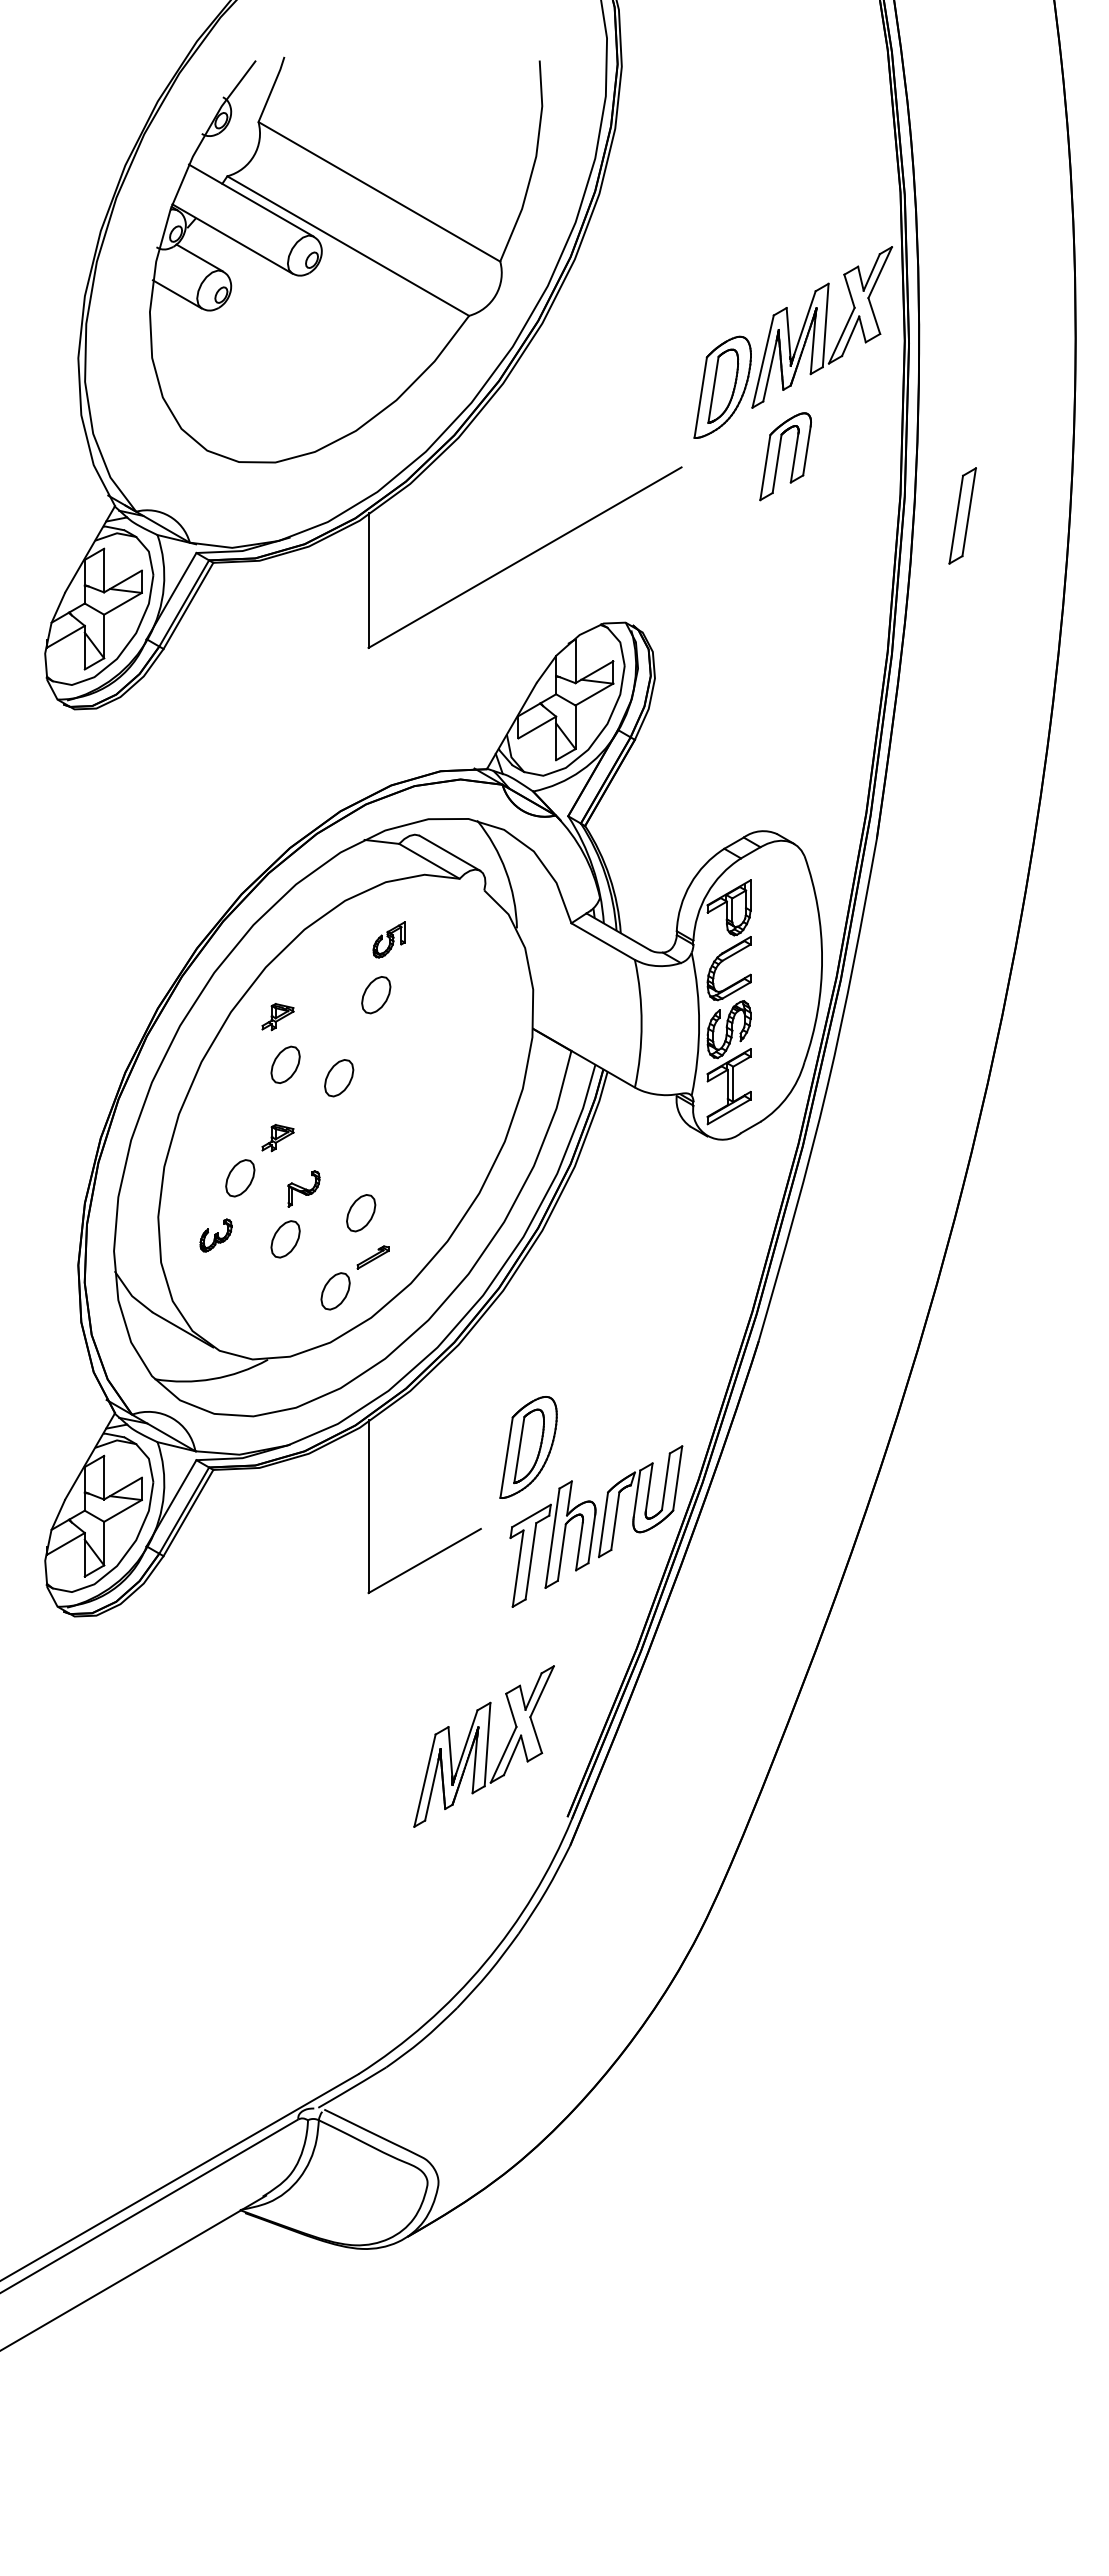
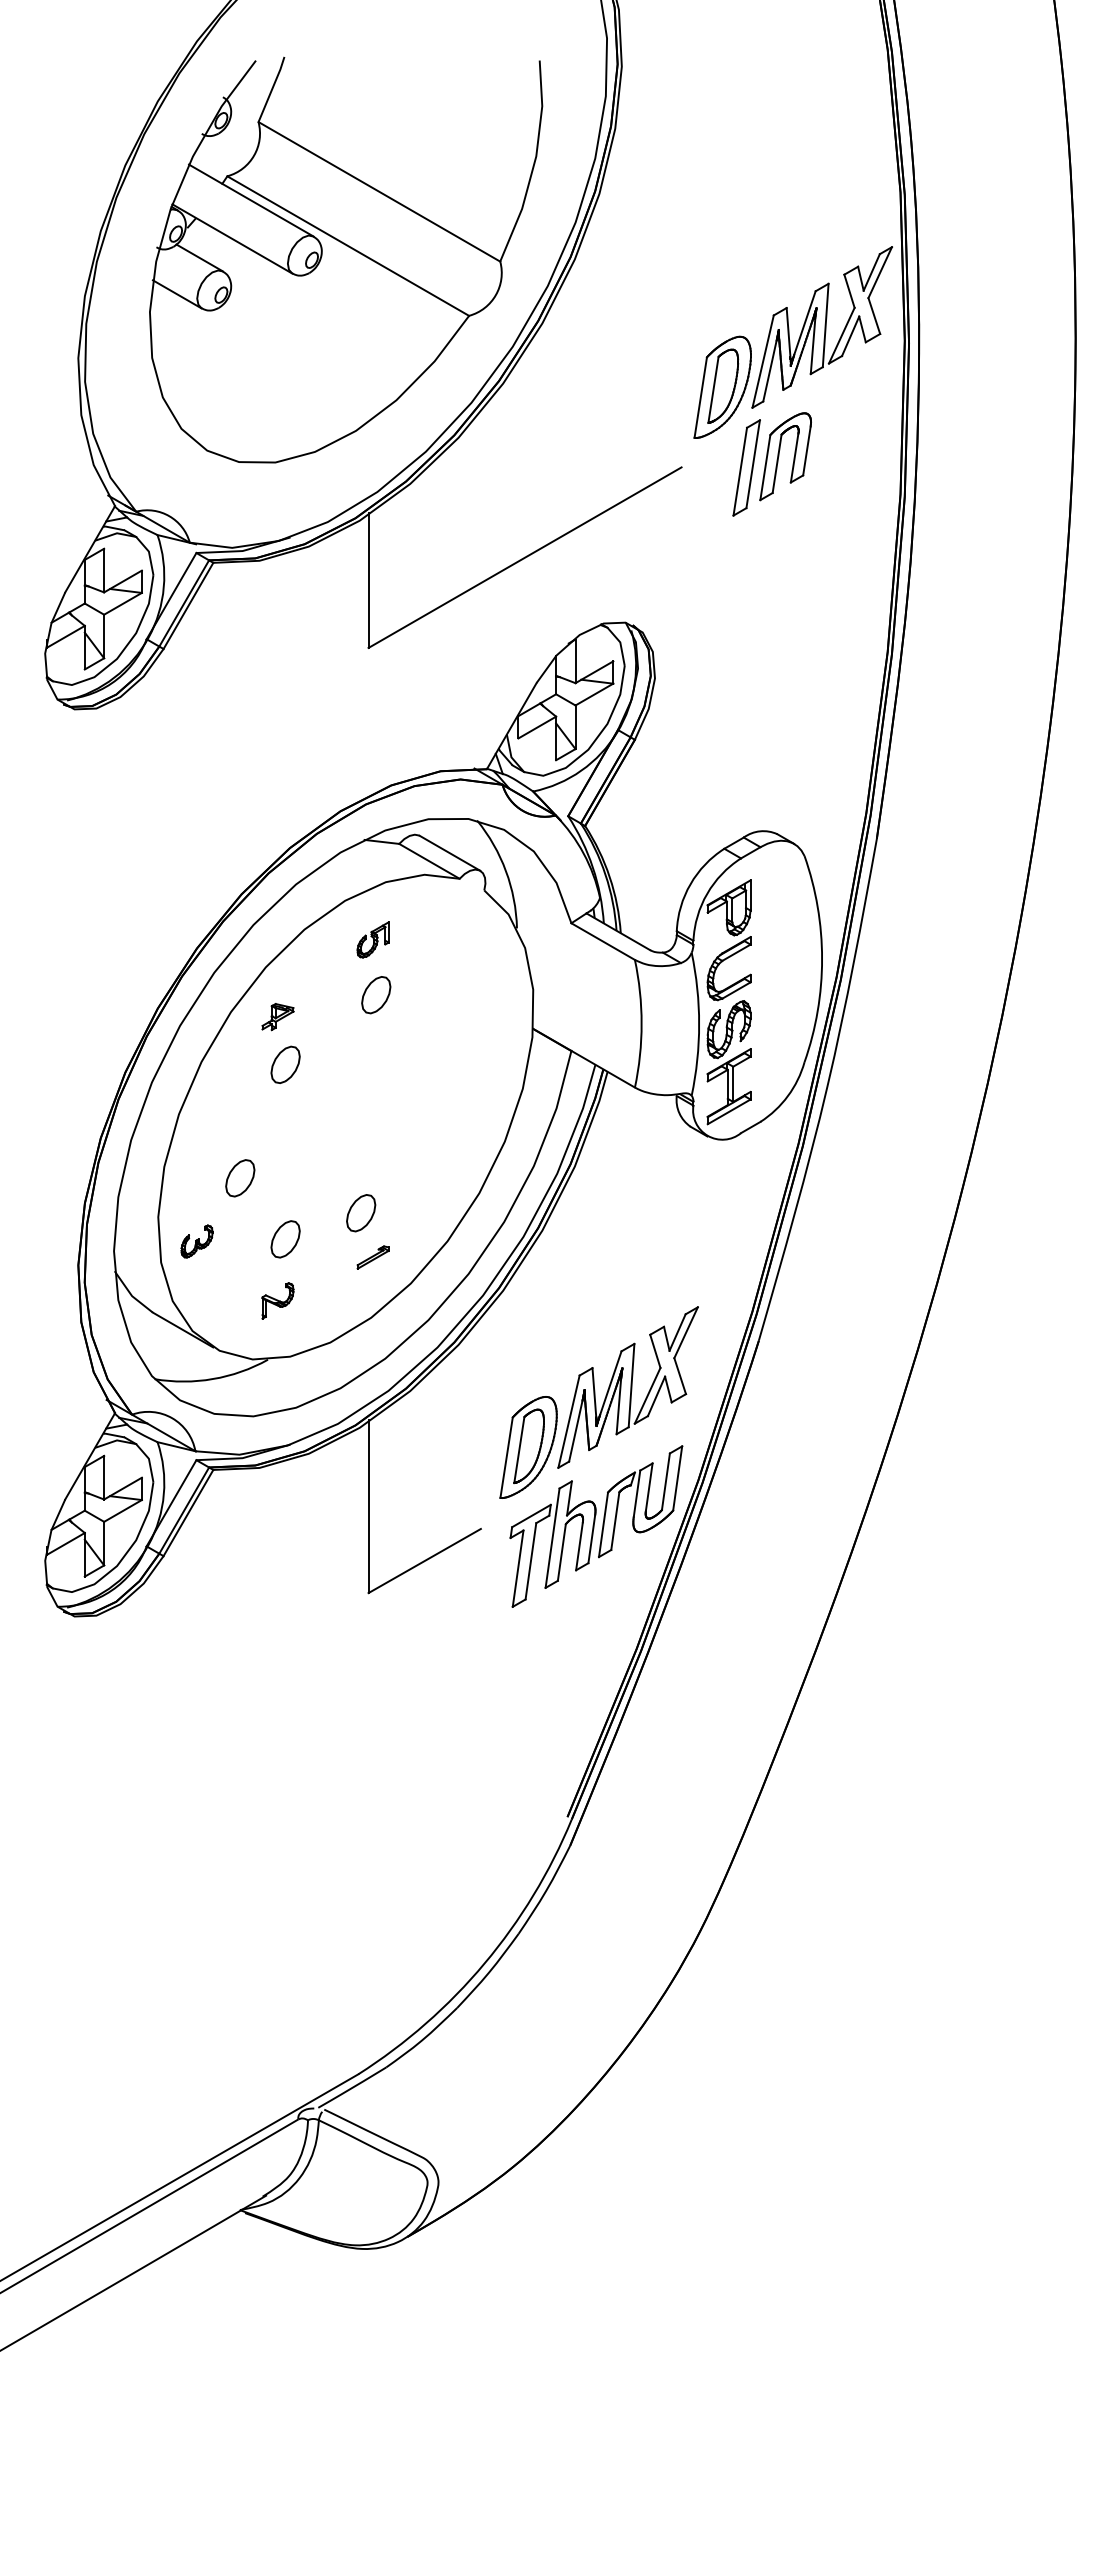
part position: (962, 515) -> (746, 467) (746, 467)
part position: (388, 939) -> (372, 939) (372, 939)
part: present -> none (339, 1078)
part: present -> none (277, 1138)
part position: (303, 1188) -> (277, 1300) (277, 1300)
part position: (215, 1235) -> (196, 1241) (196, 1241)
part: present -> none (335, 1291)
part position: (483, 1746) -> (627, 1387) (627, 1387)
